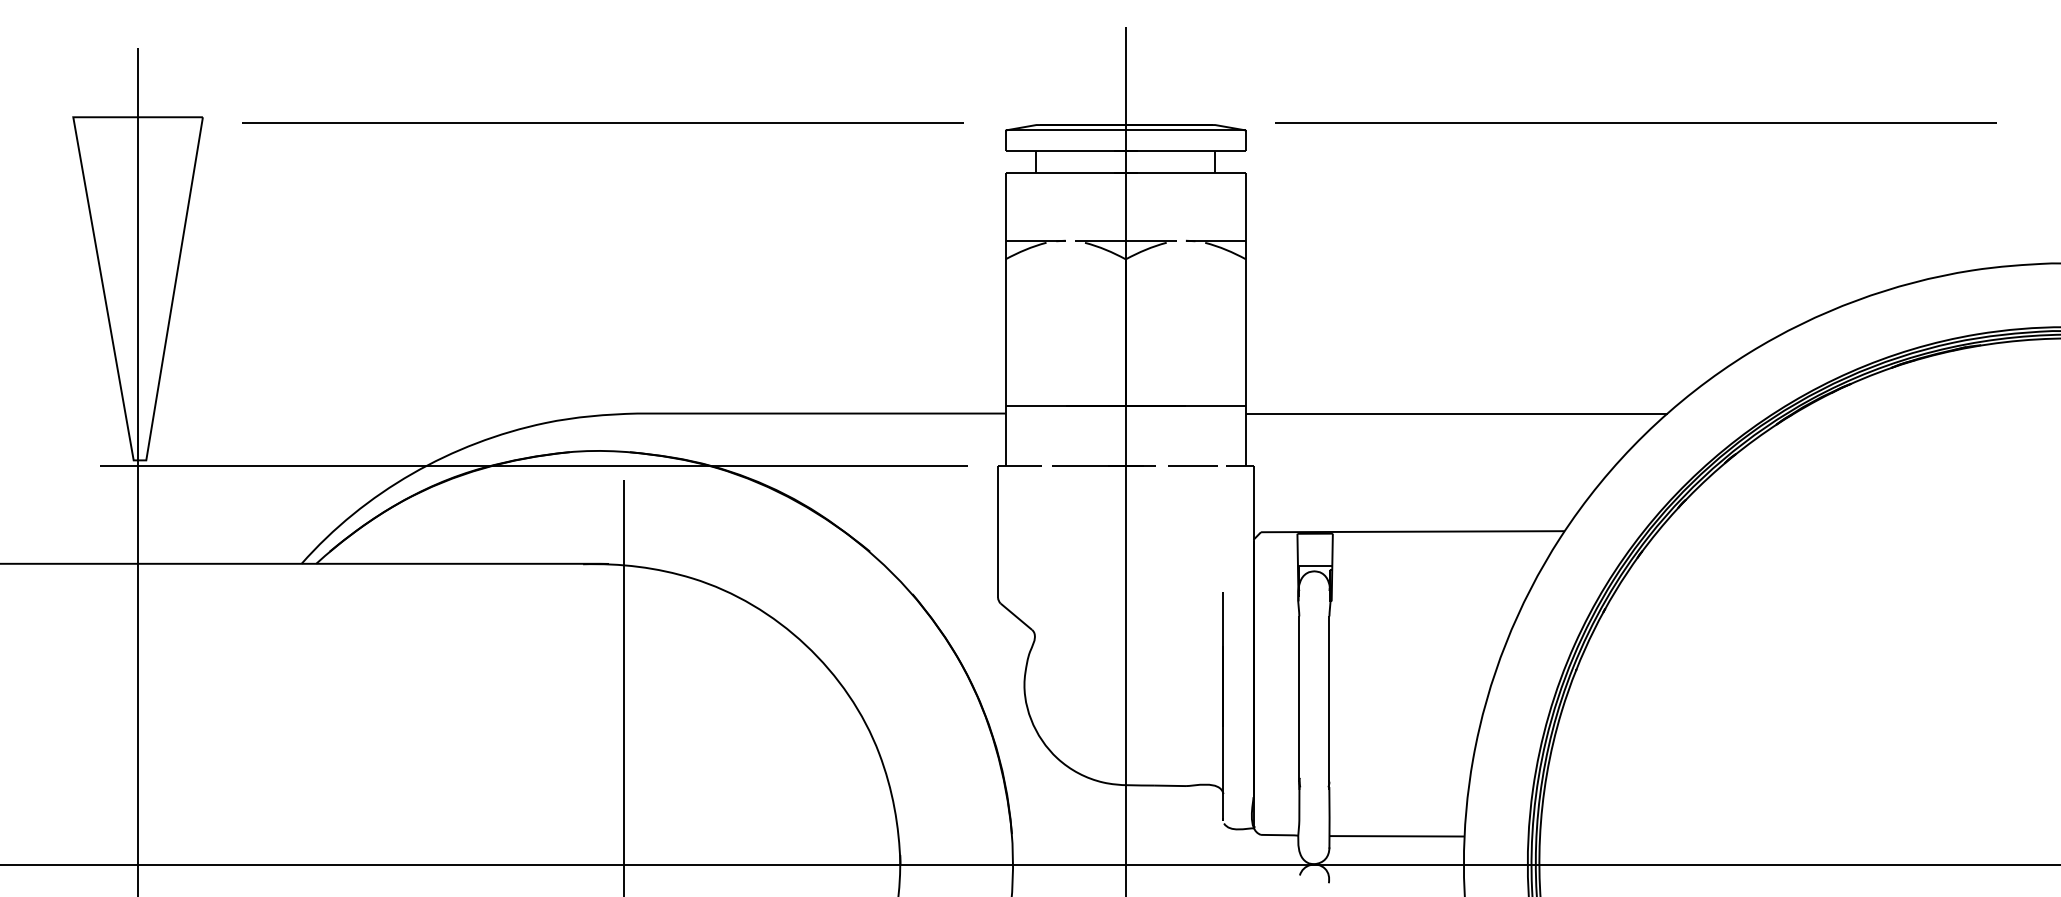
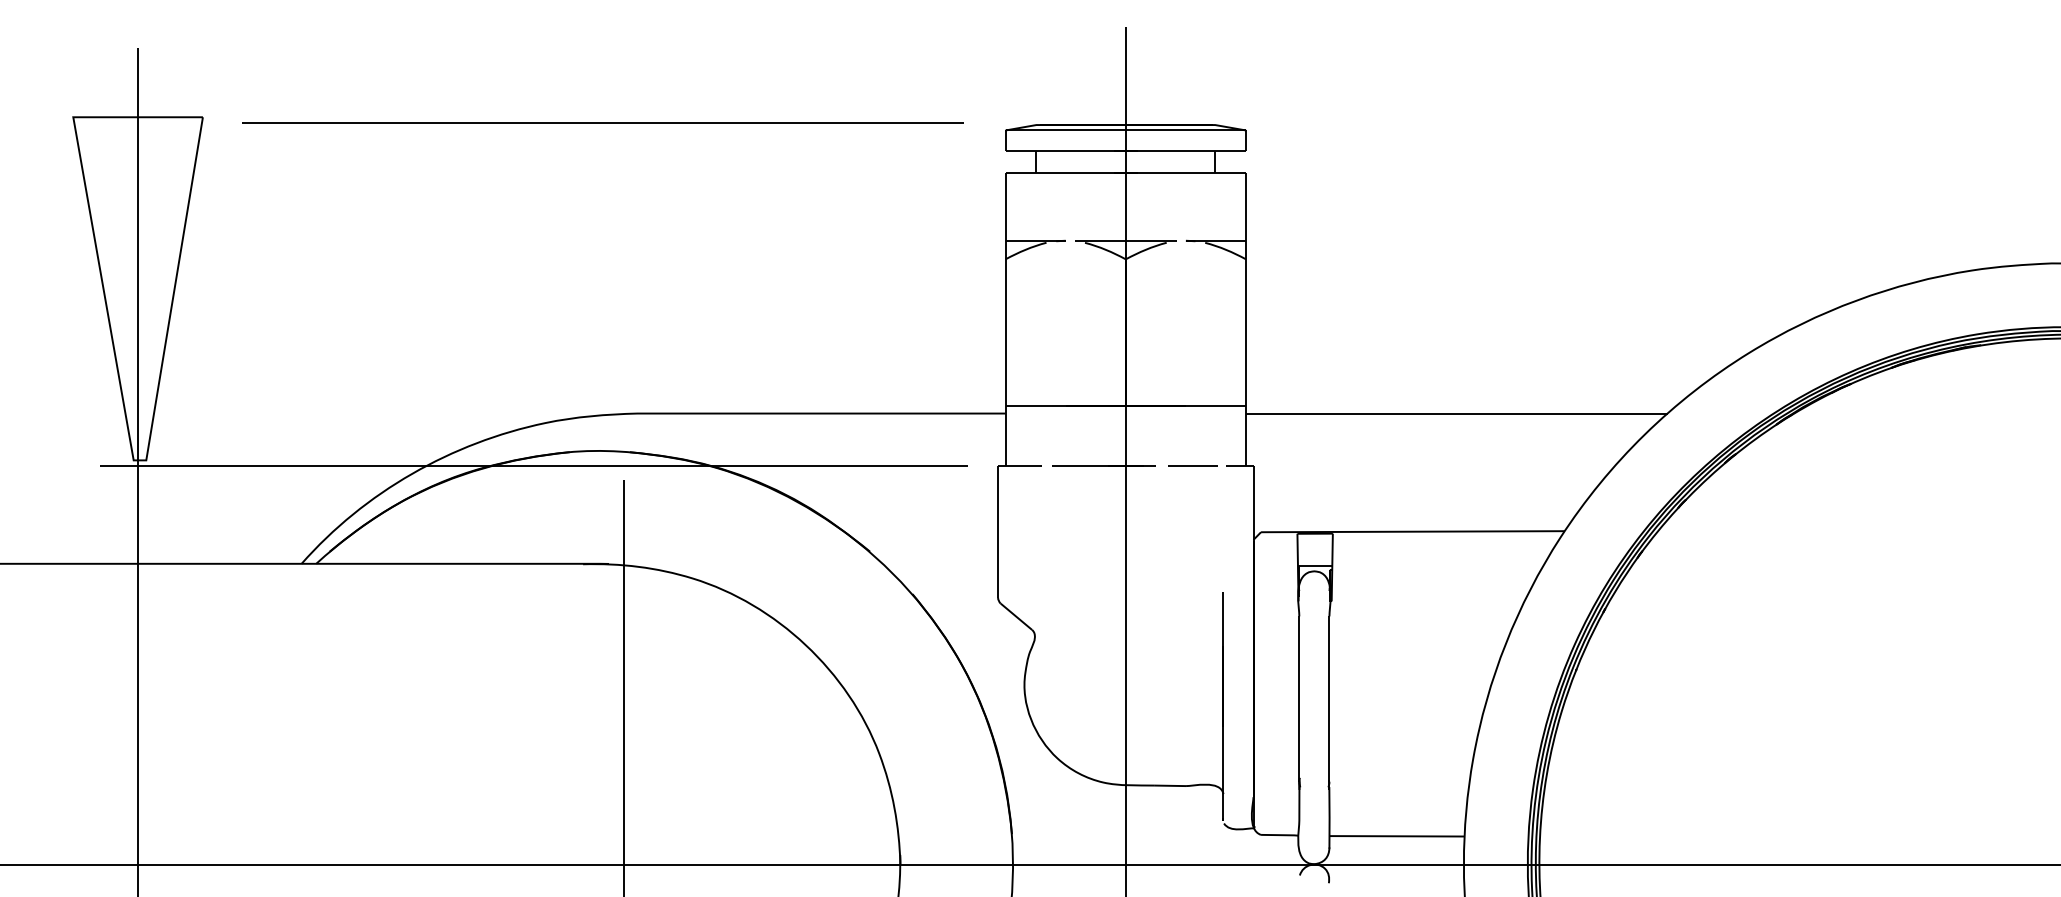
line: present -> none (1635, 122)
